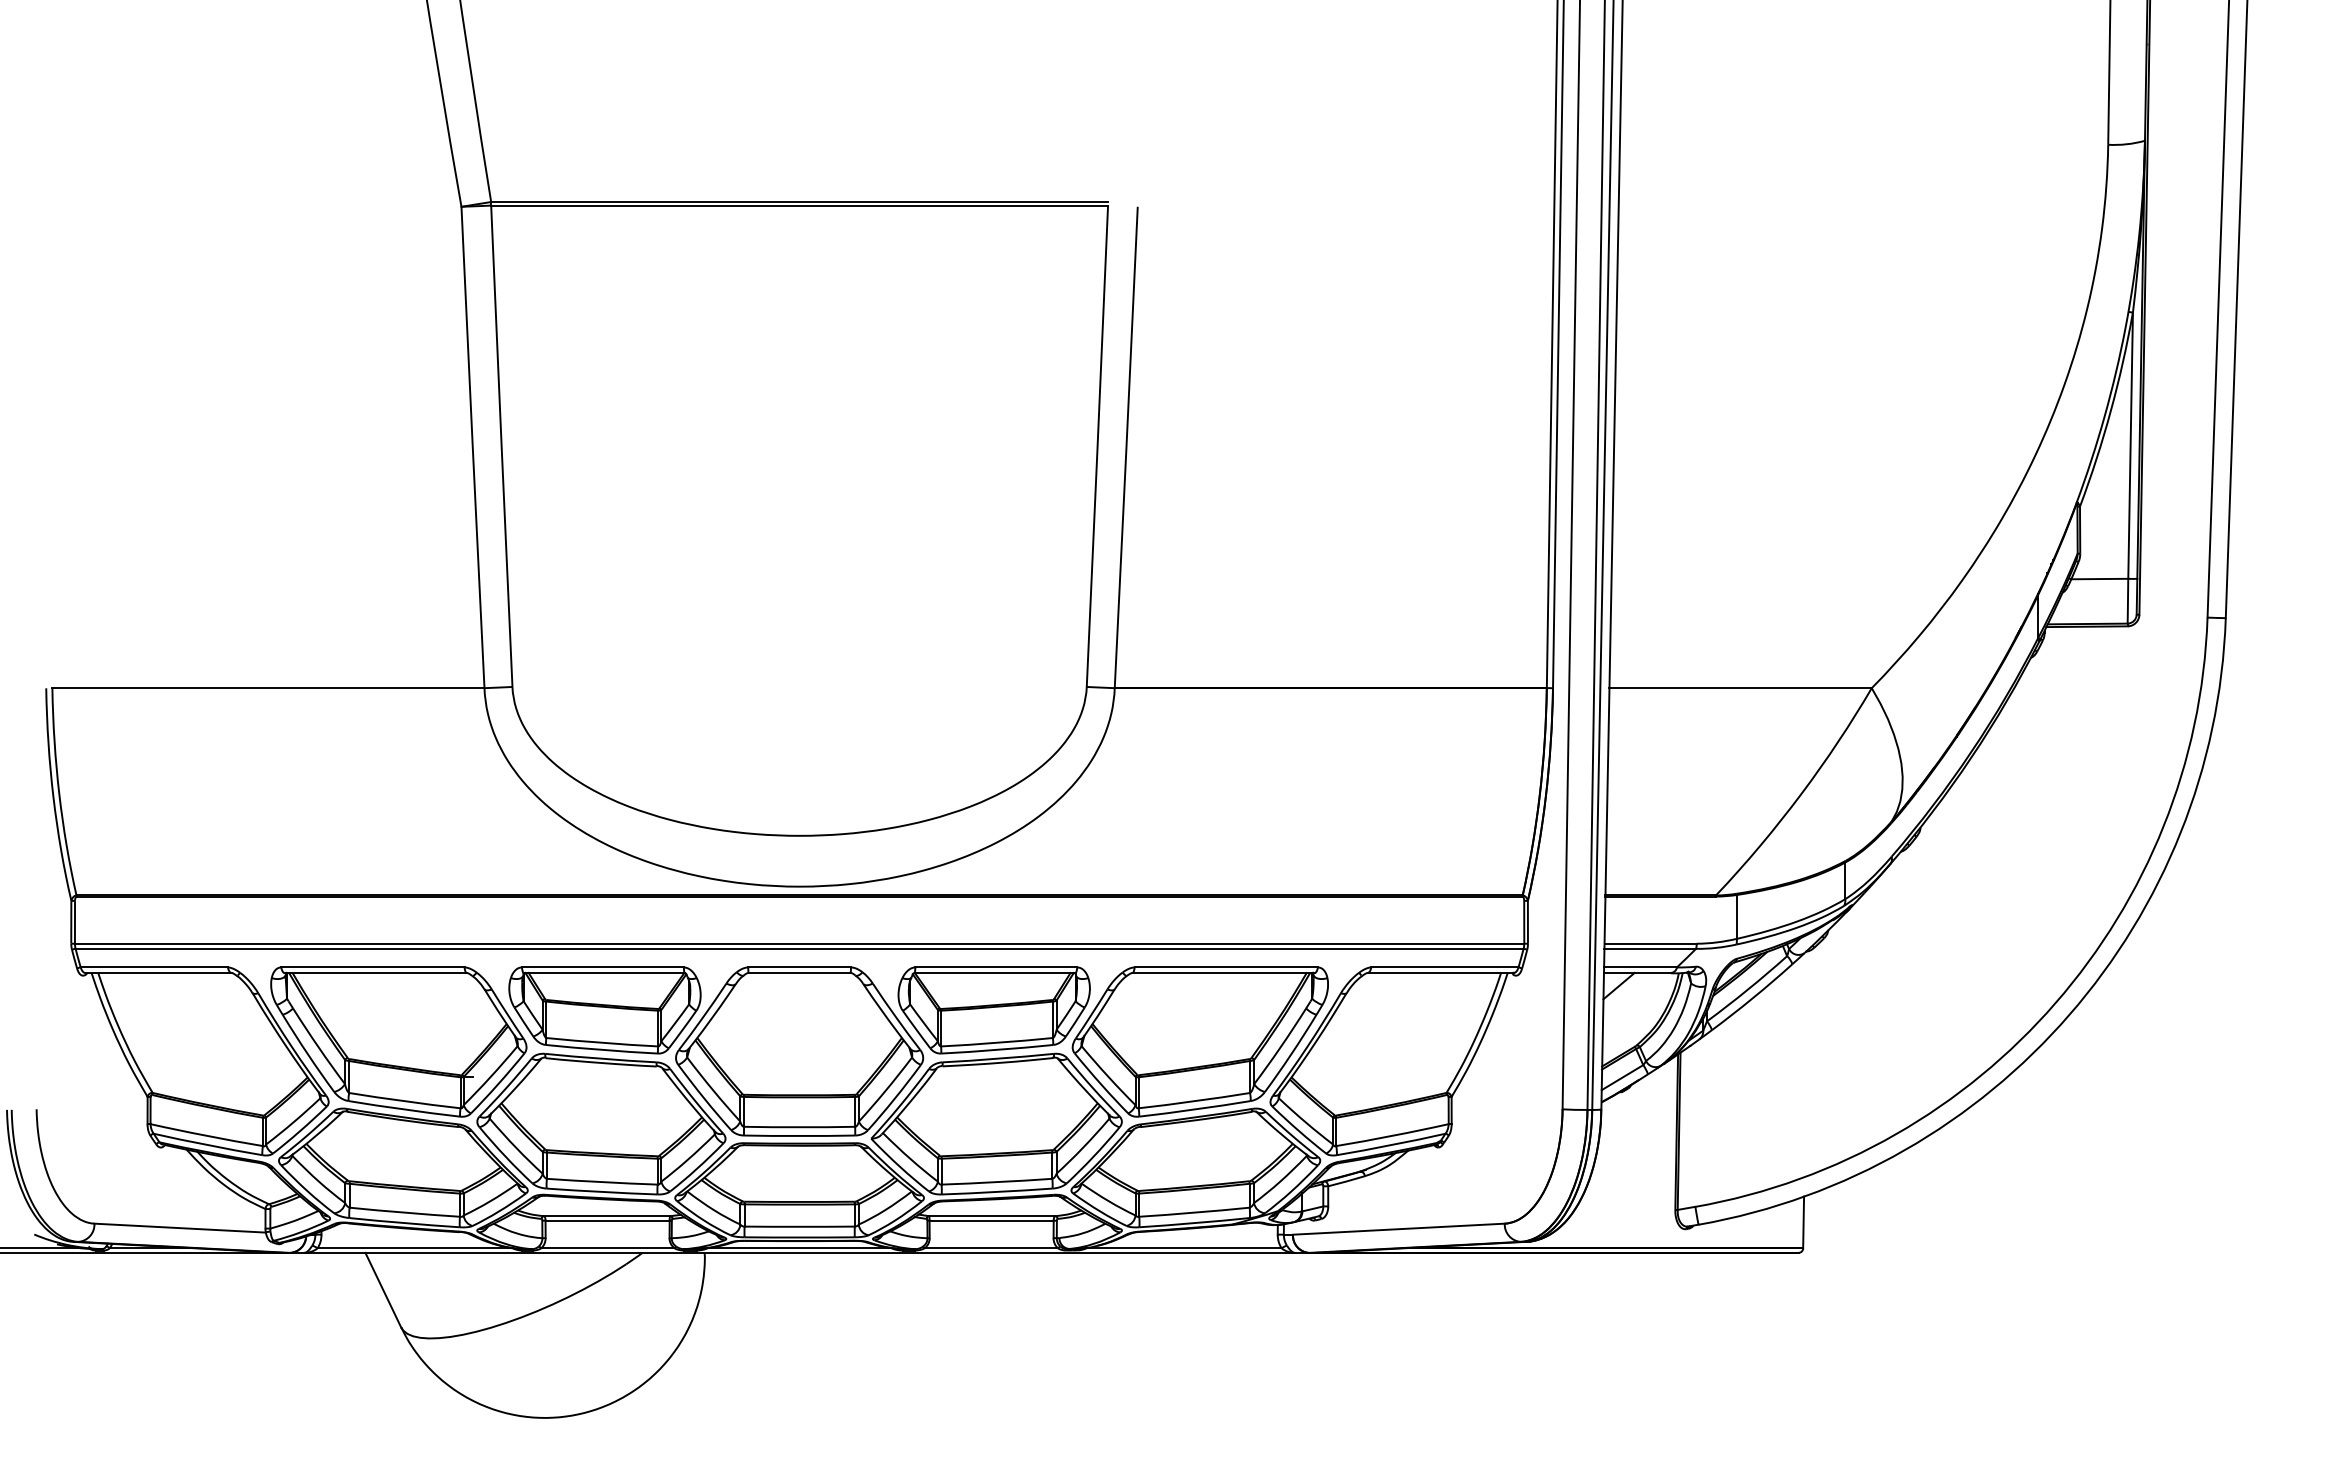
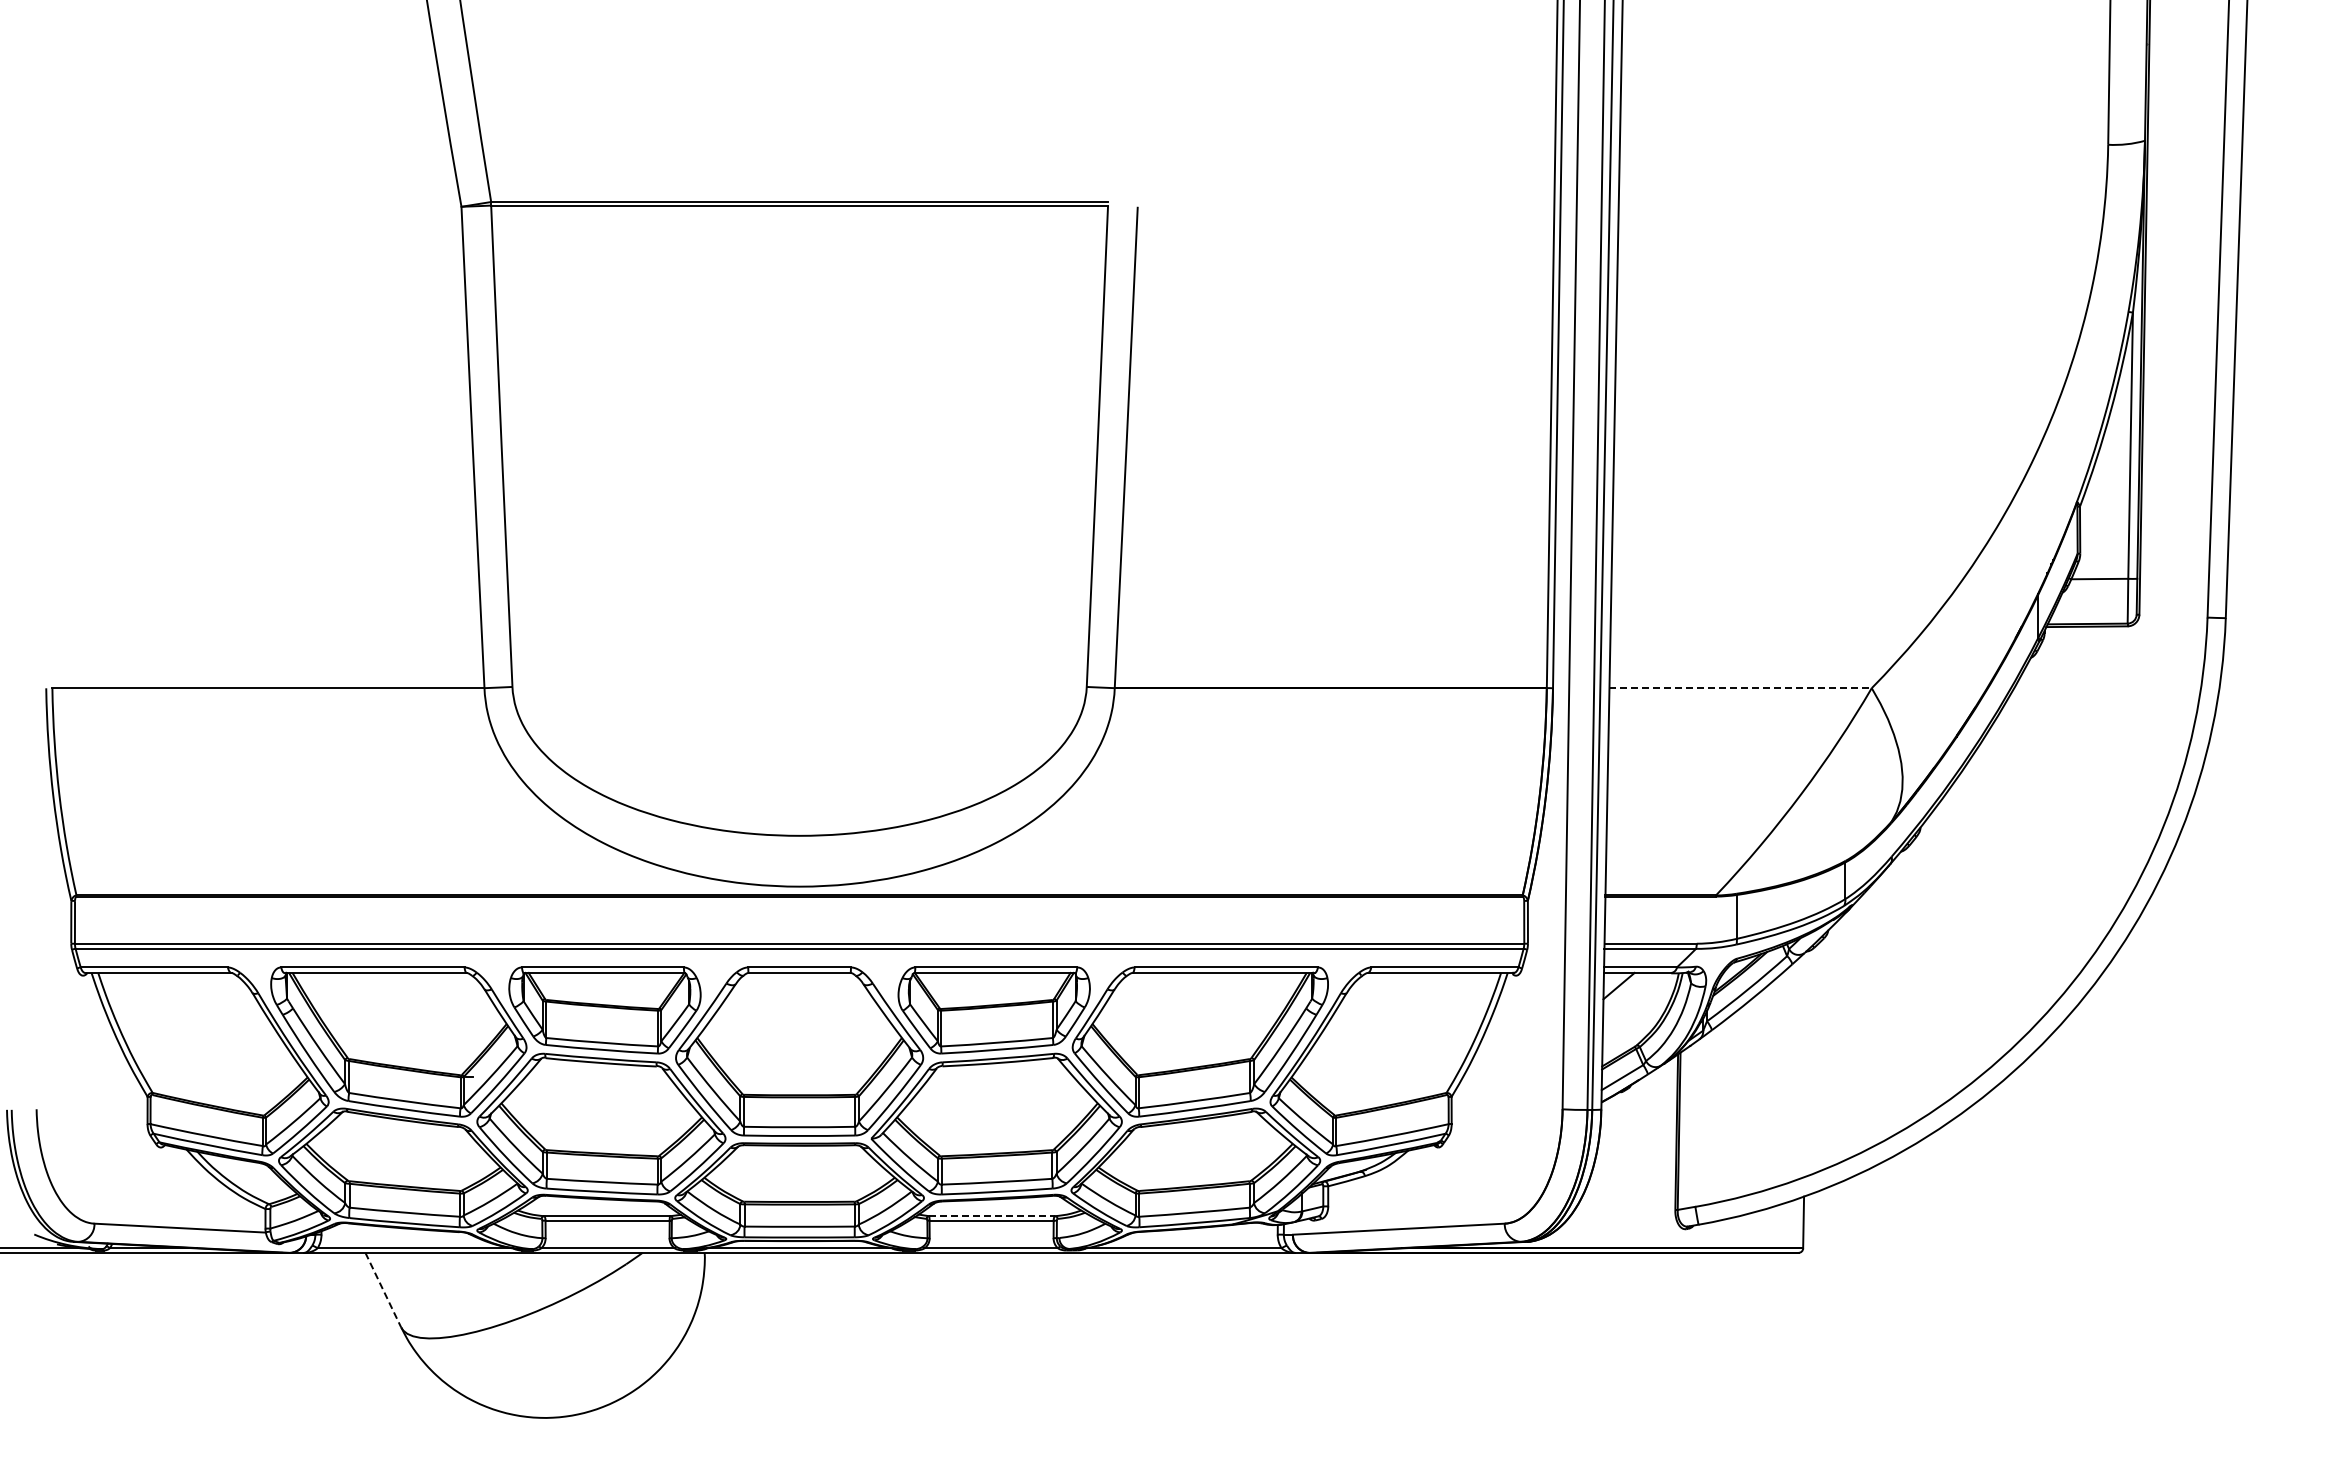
line: solid -> dashed (1741, 688)
line: solid -> dashed (992, 1216)
line: solid -> dashed (383, 1290)
